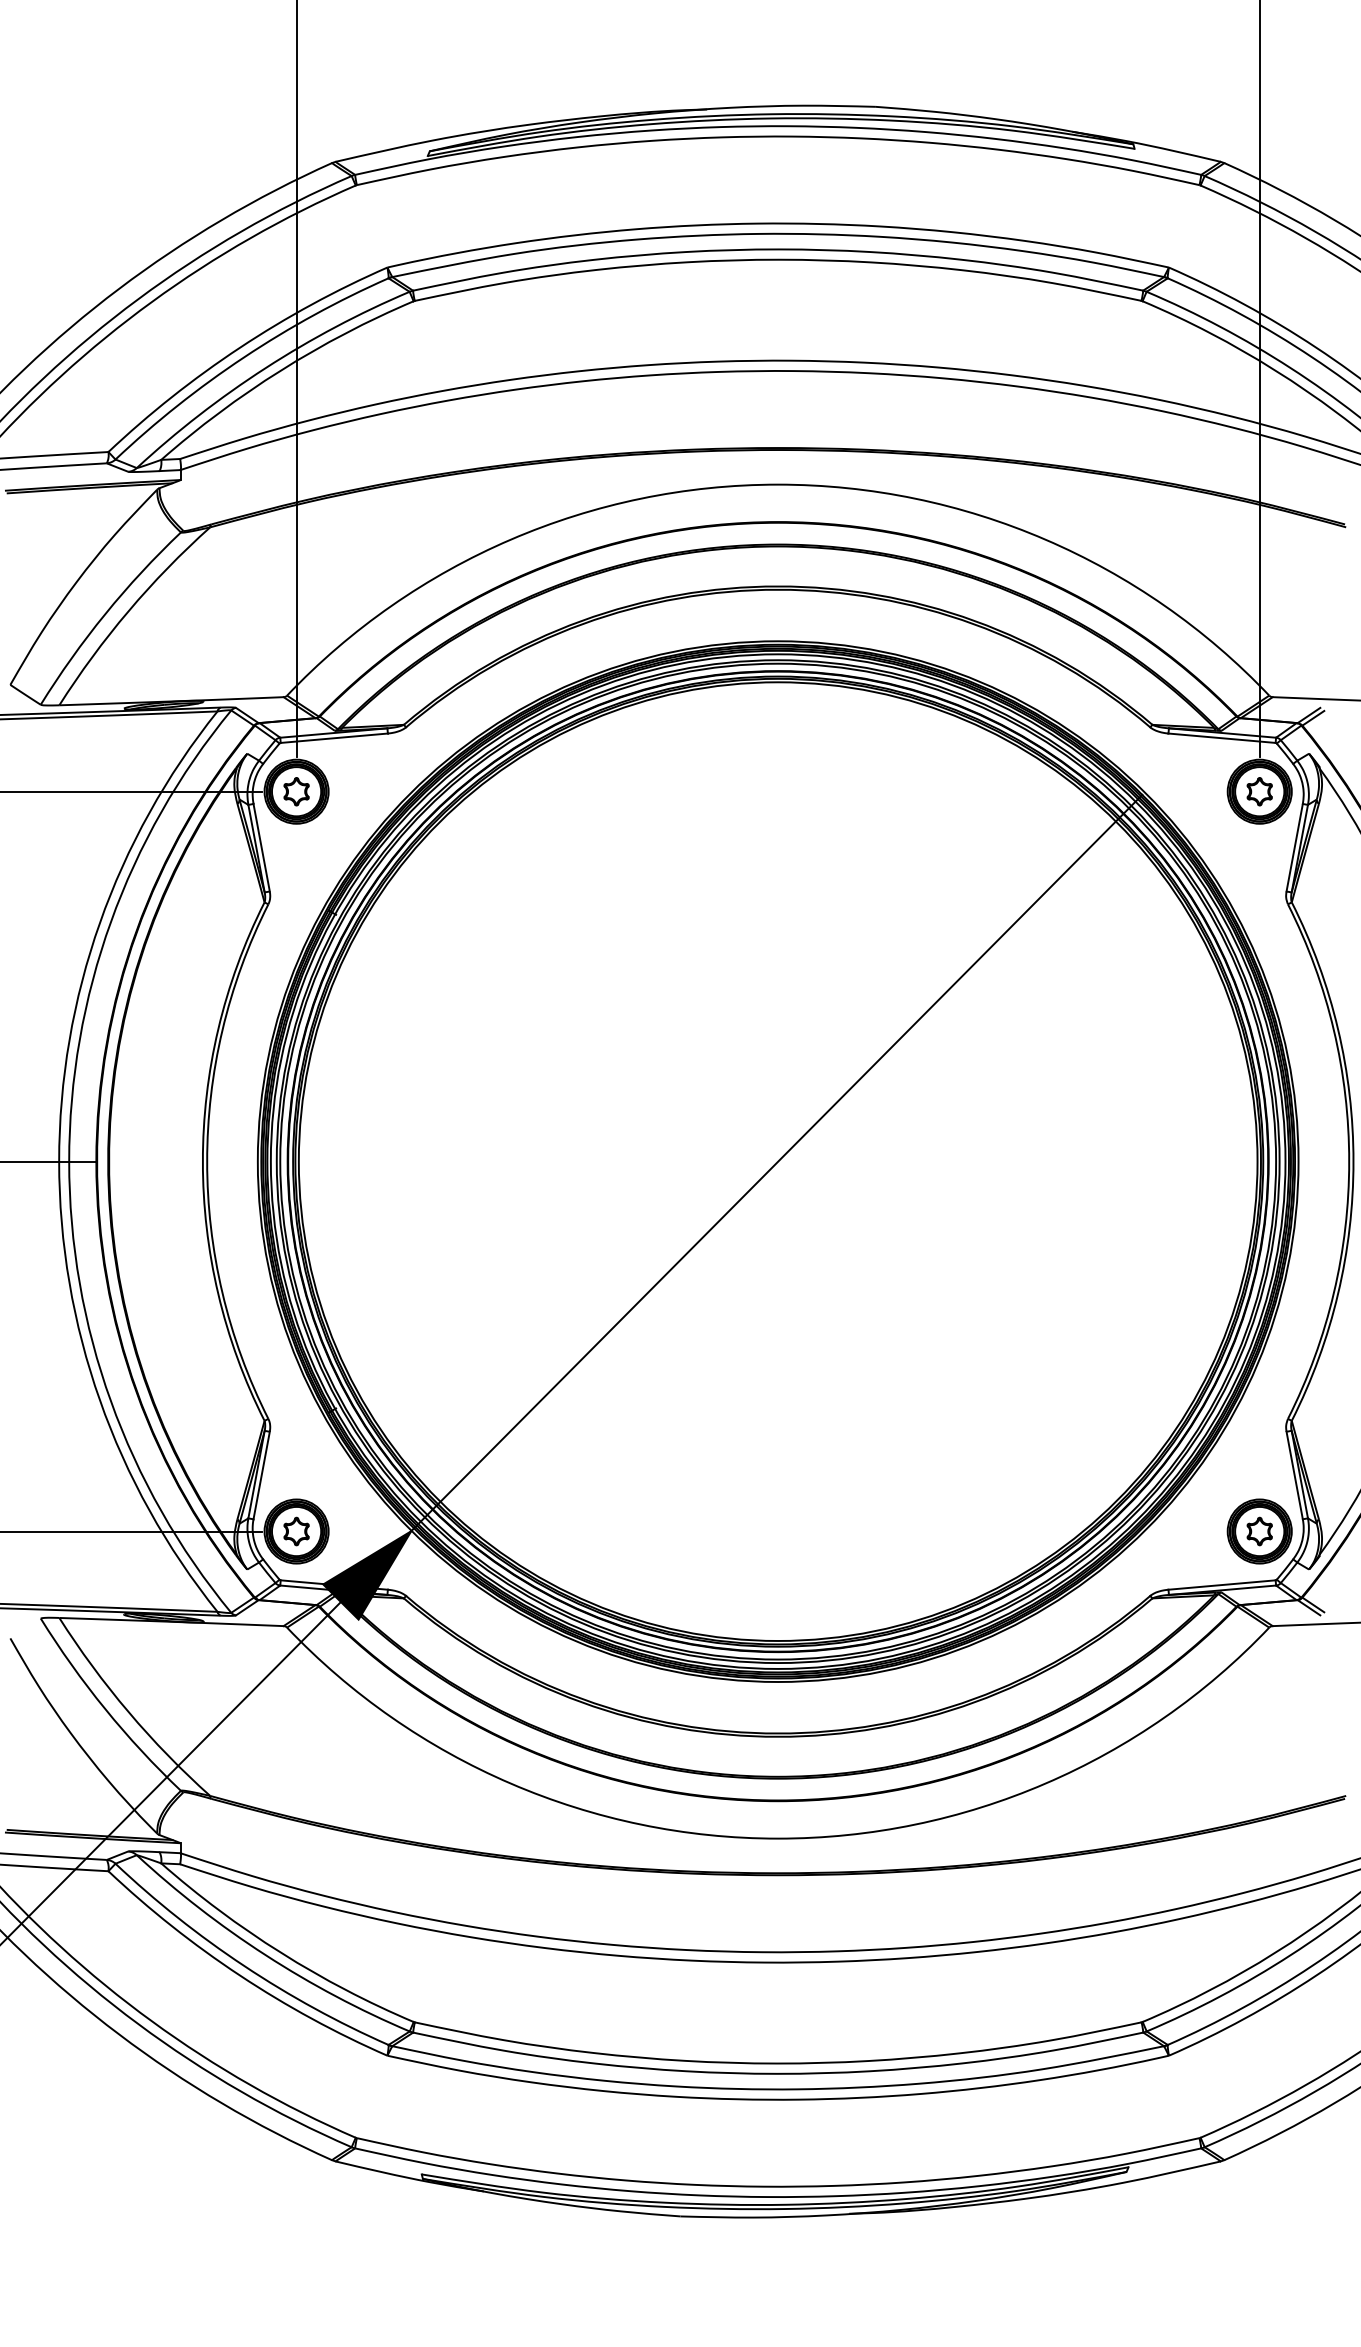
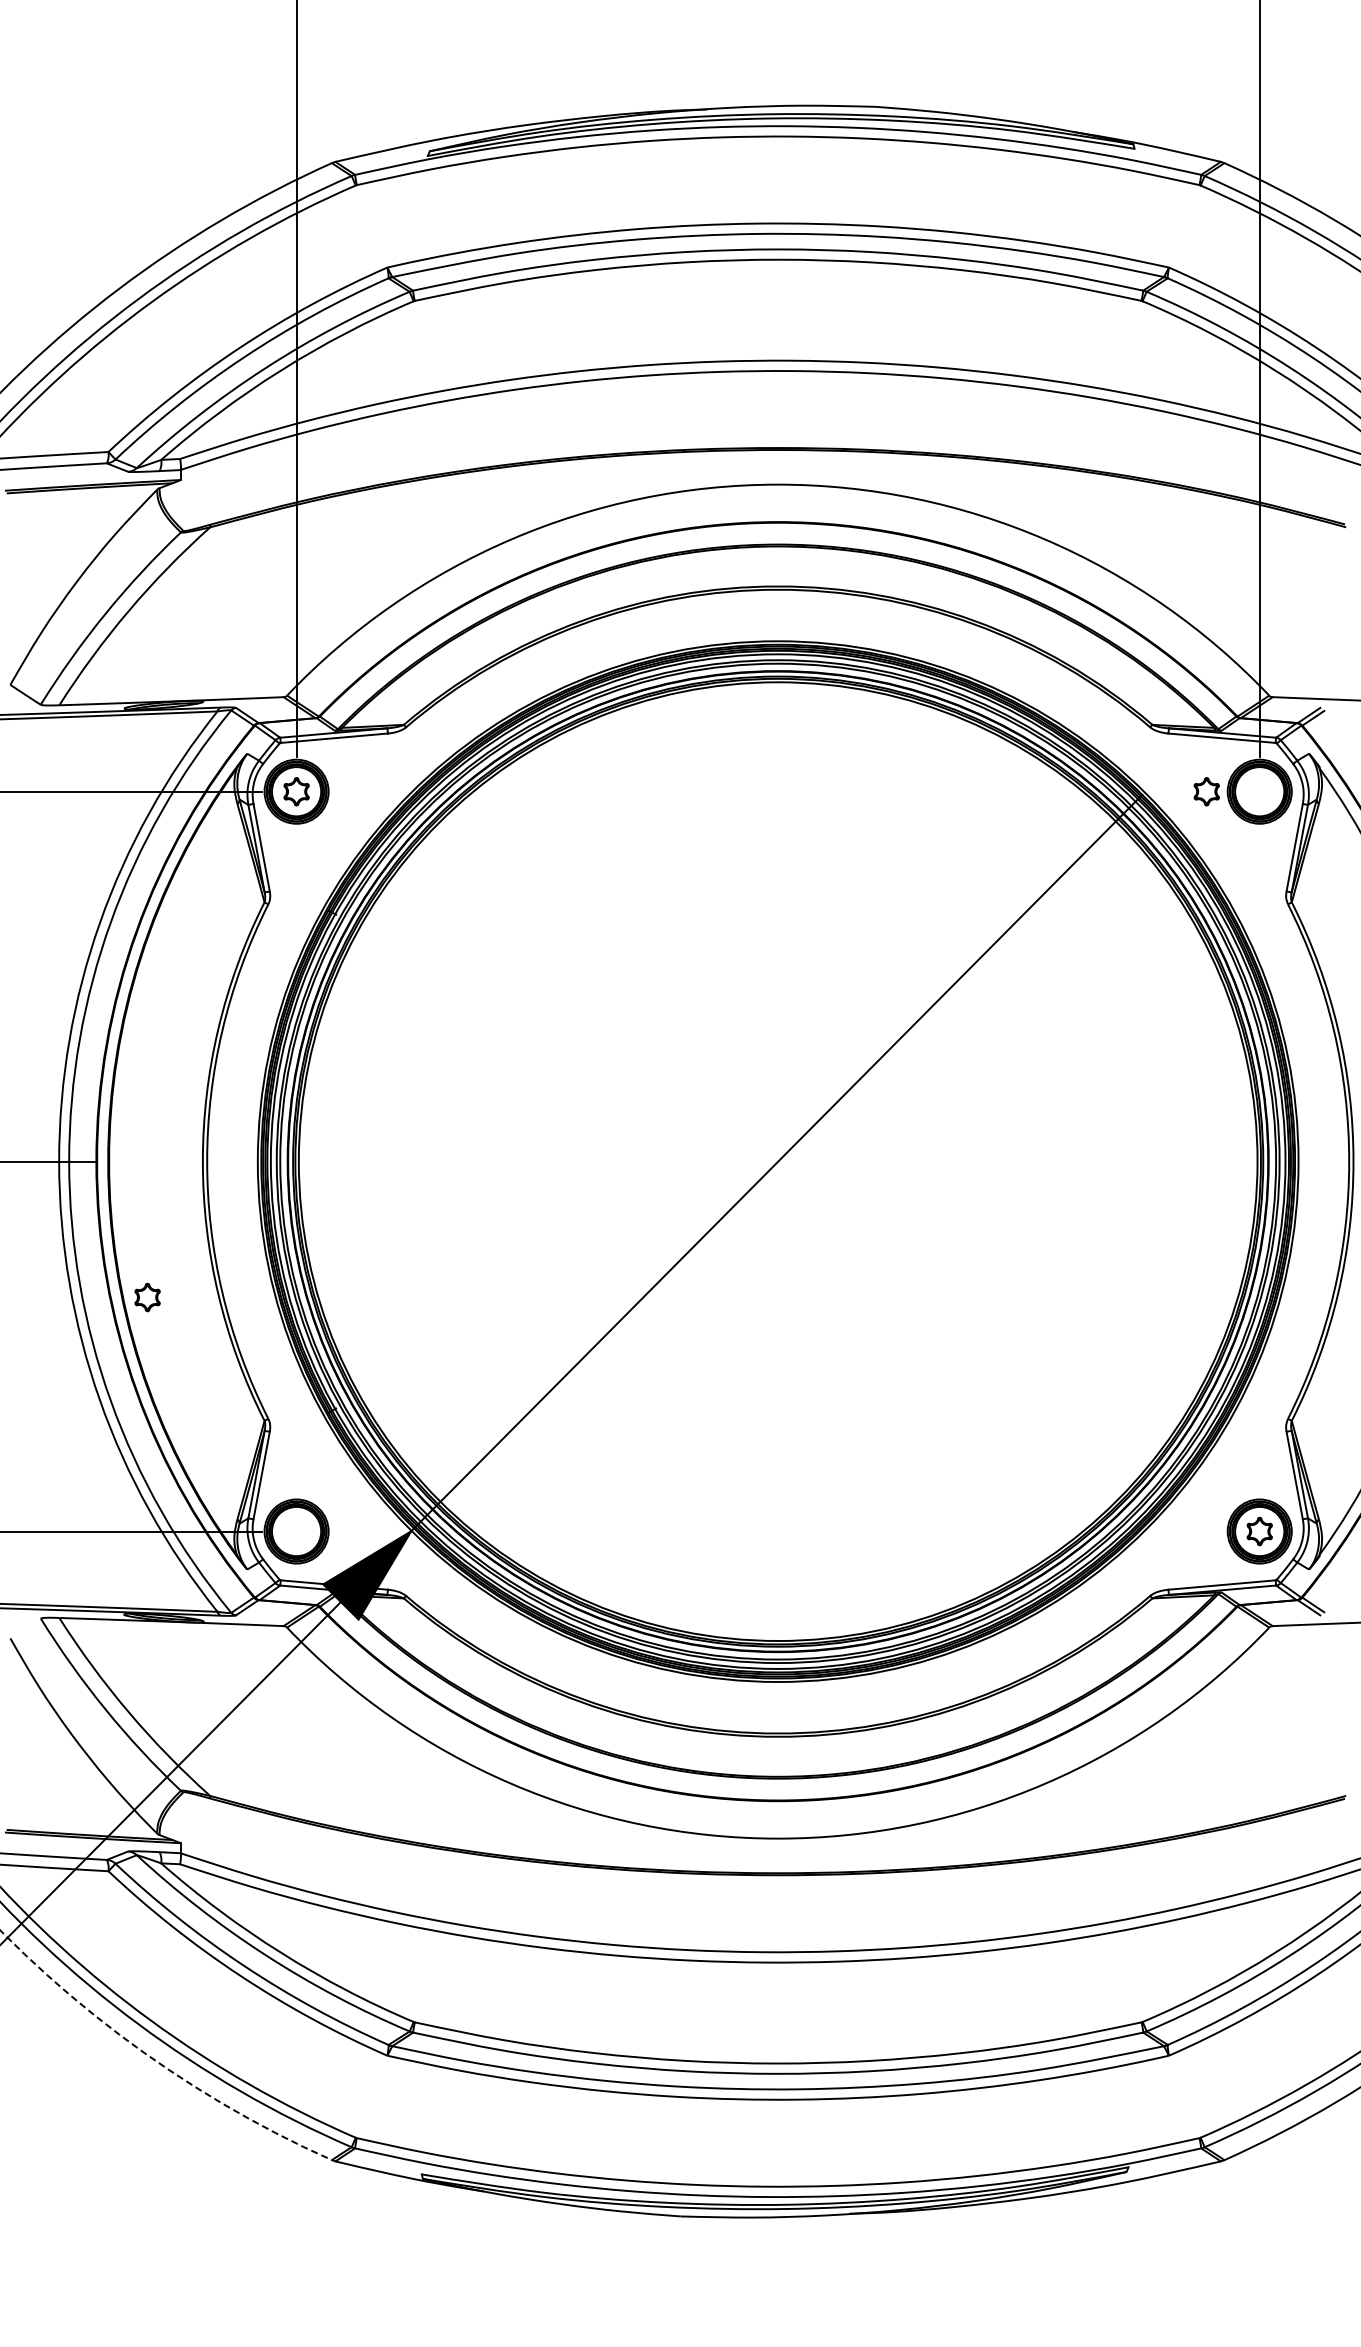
part position: (1259, 791) -> (1206, 791) (1206, 791)
part position: (296, 1531) -> (147, 1297) (147, 1297)
arc: solid -> dashed (156, 2061)
